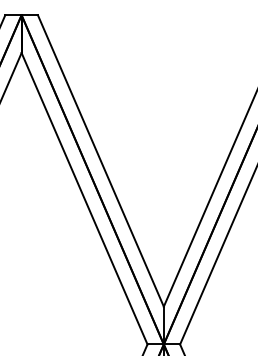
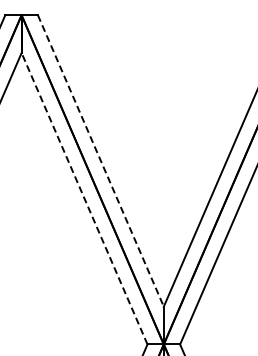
line: solid -> dashed (100, 160)
line: solid -> dashed (84, 198)
